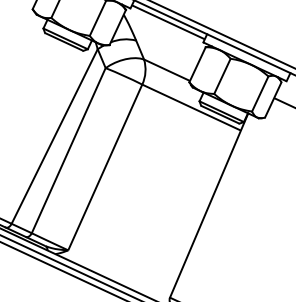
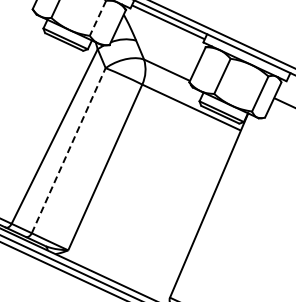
line: solid -> dashed (97, 18)
line: solid -> dashed (68, 150)
